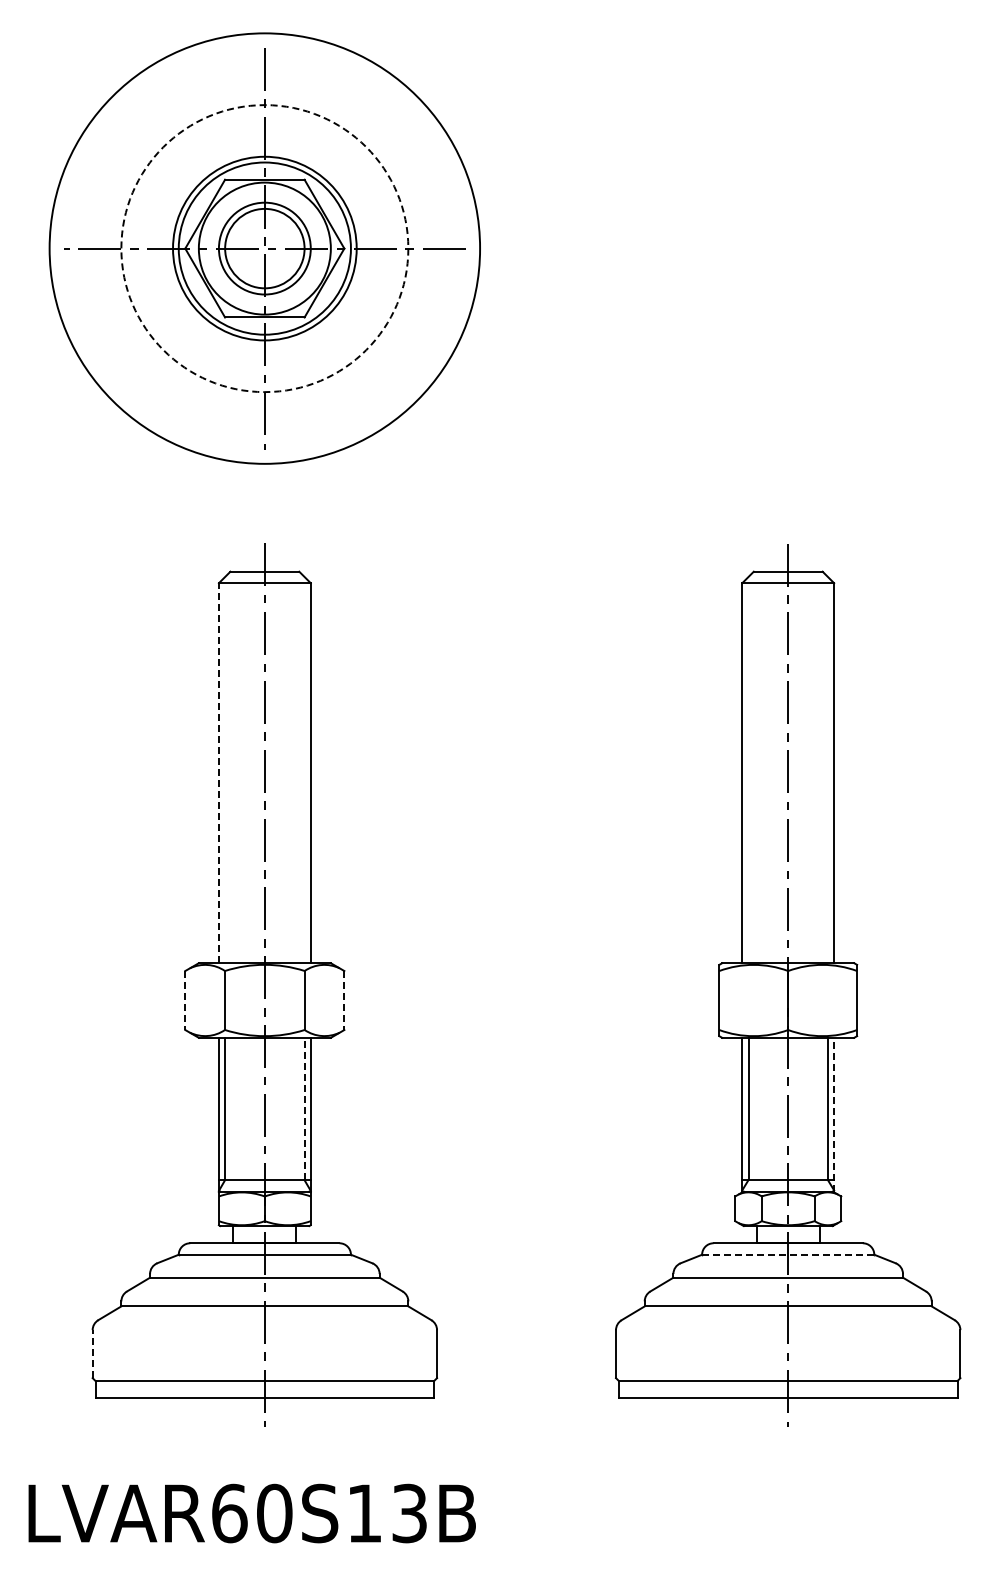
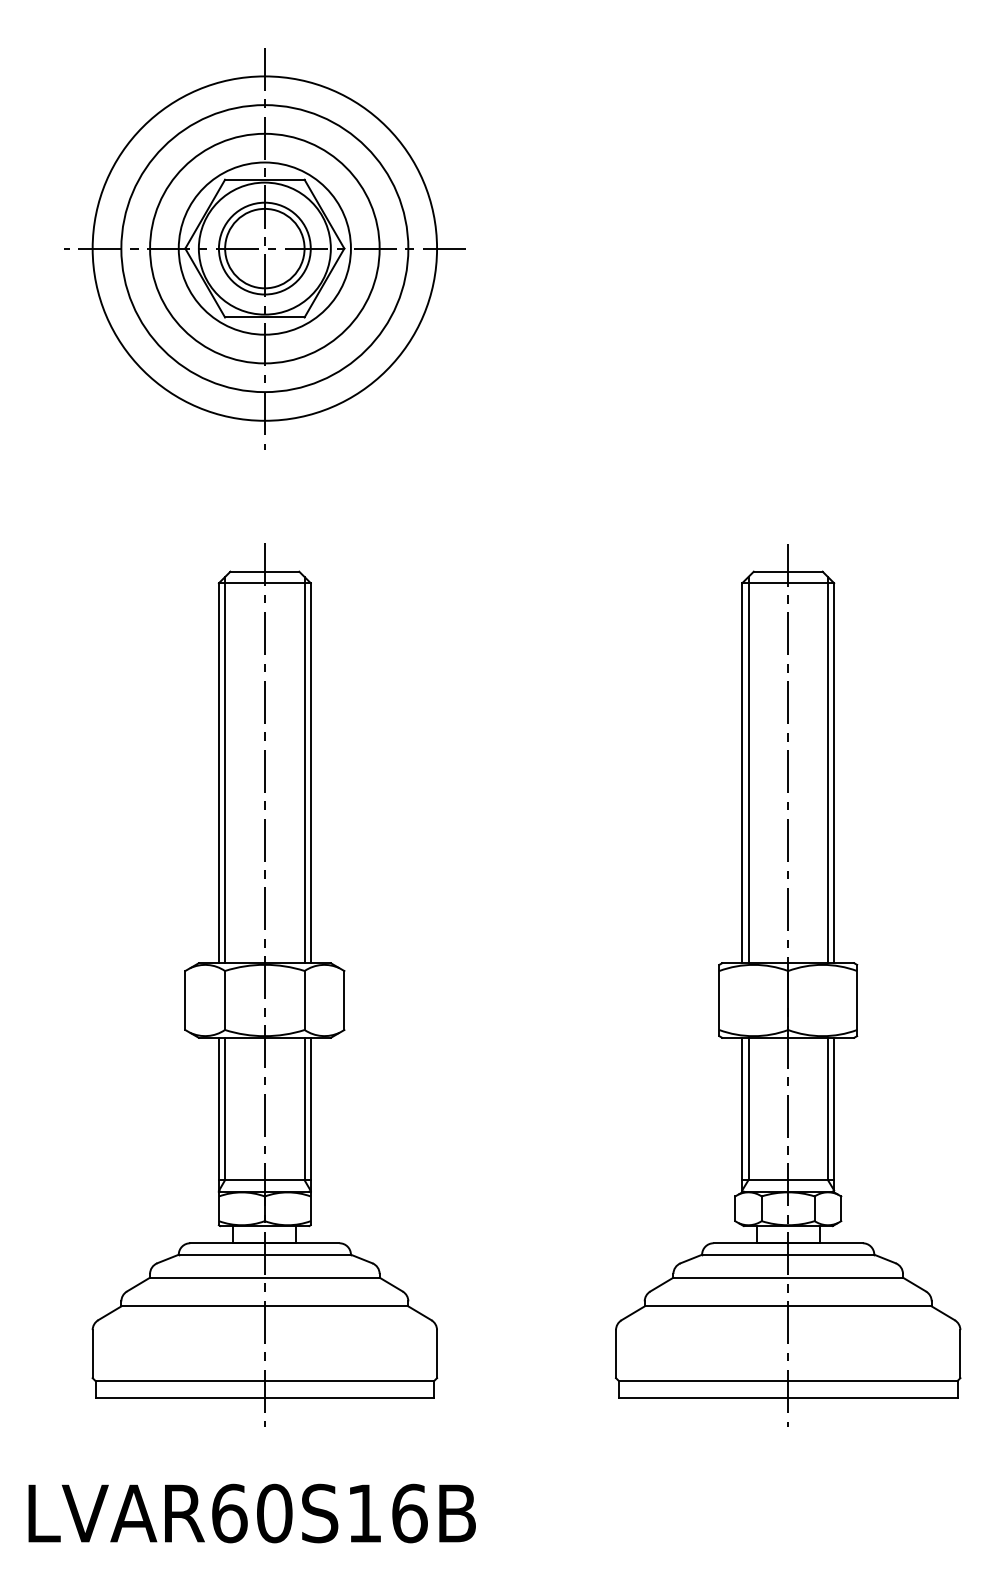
circle diameter: 184 px -> 230 px (264, 248)
circle diameter: 430 px -> 344 px (264, 248)
circle: dashed -> solid (264, 248)
line: none -> present (225, 769)
line: none -> present (304, 769)
line: none -> present (748, 769)
line: none -> present (827, 769)
line: dashed -> solid (218, 772)
line: dashed -> solid (185, 1000)
line: dashed -> solid (344, 1000)
line: dashed -> solid (304, 1108)
line: dashed -> solid (834, 1114)
line: dashed -> solid (788, 1254)
line: dashed -> solid (92, 1353)
text: LVAR60S13B -> LVAR60S16B (409, 1513)
